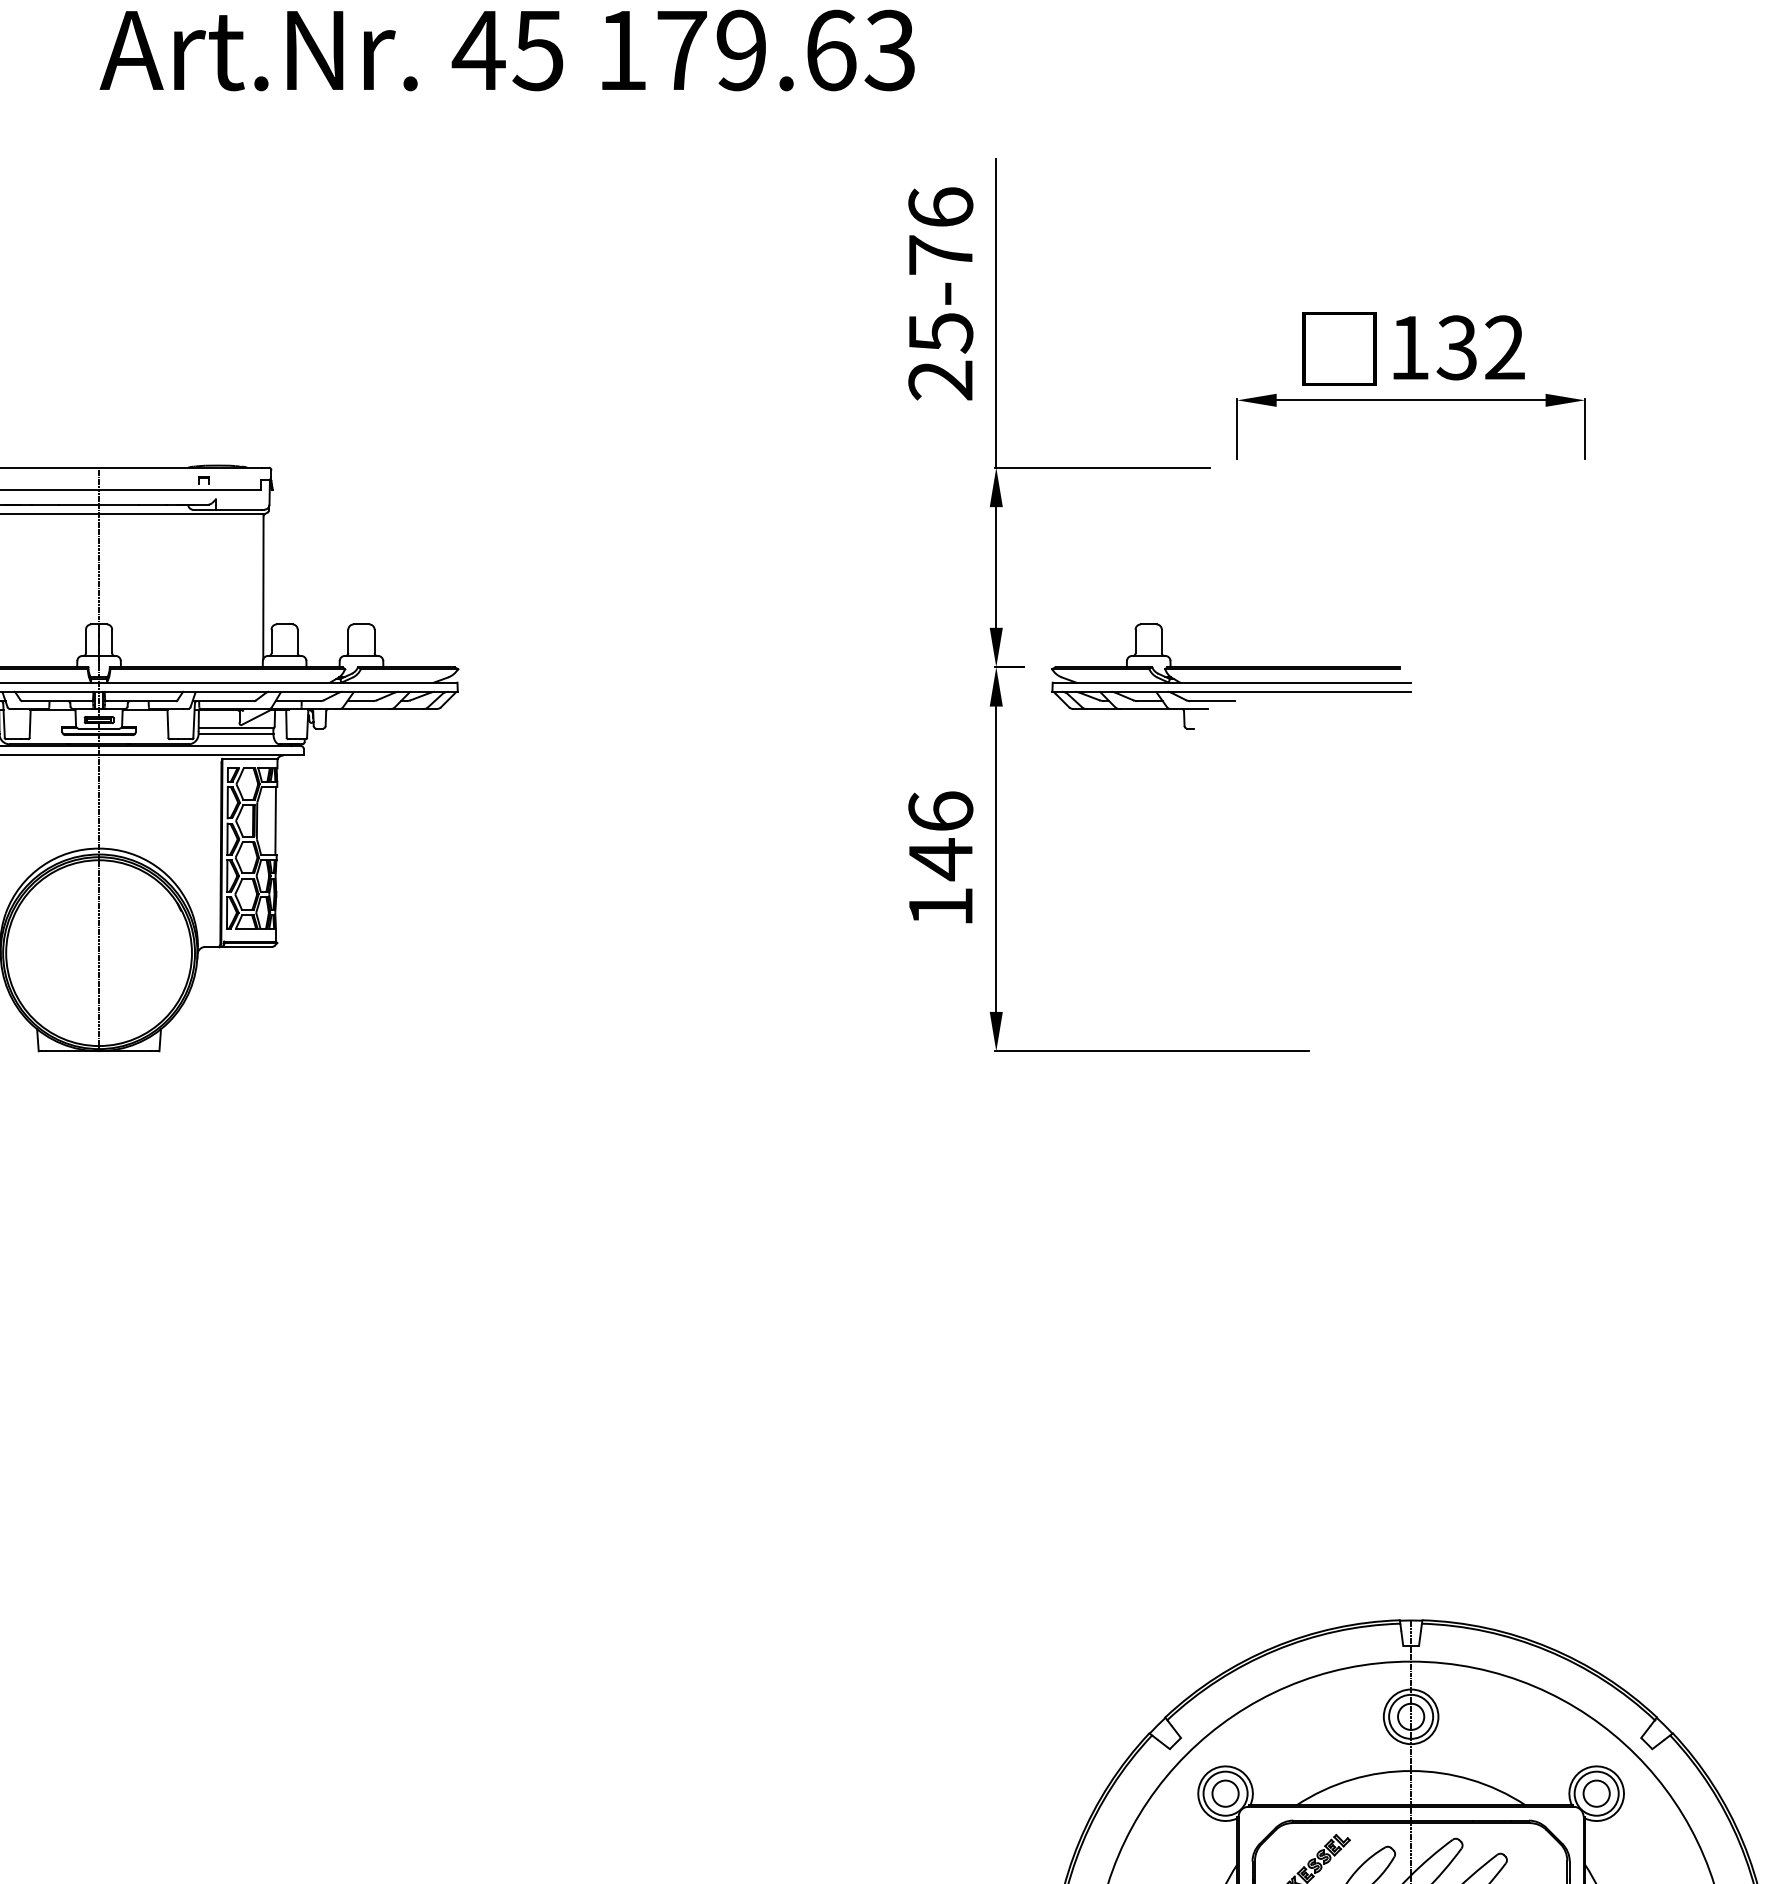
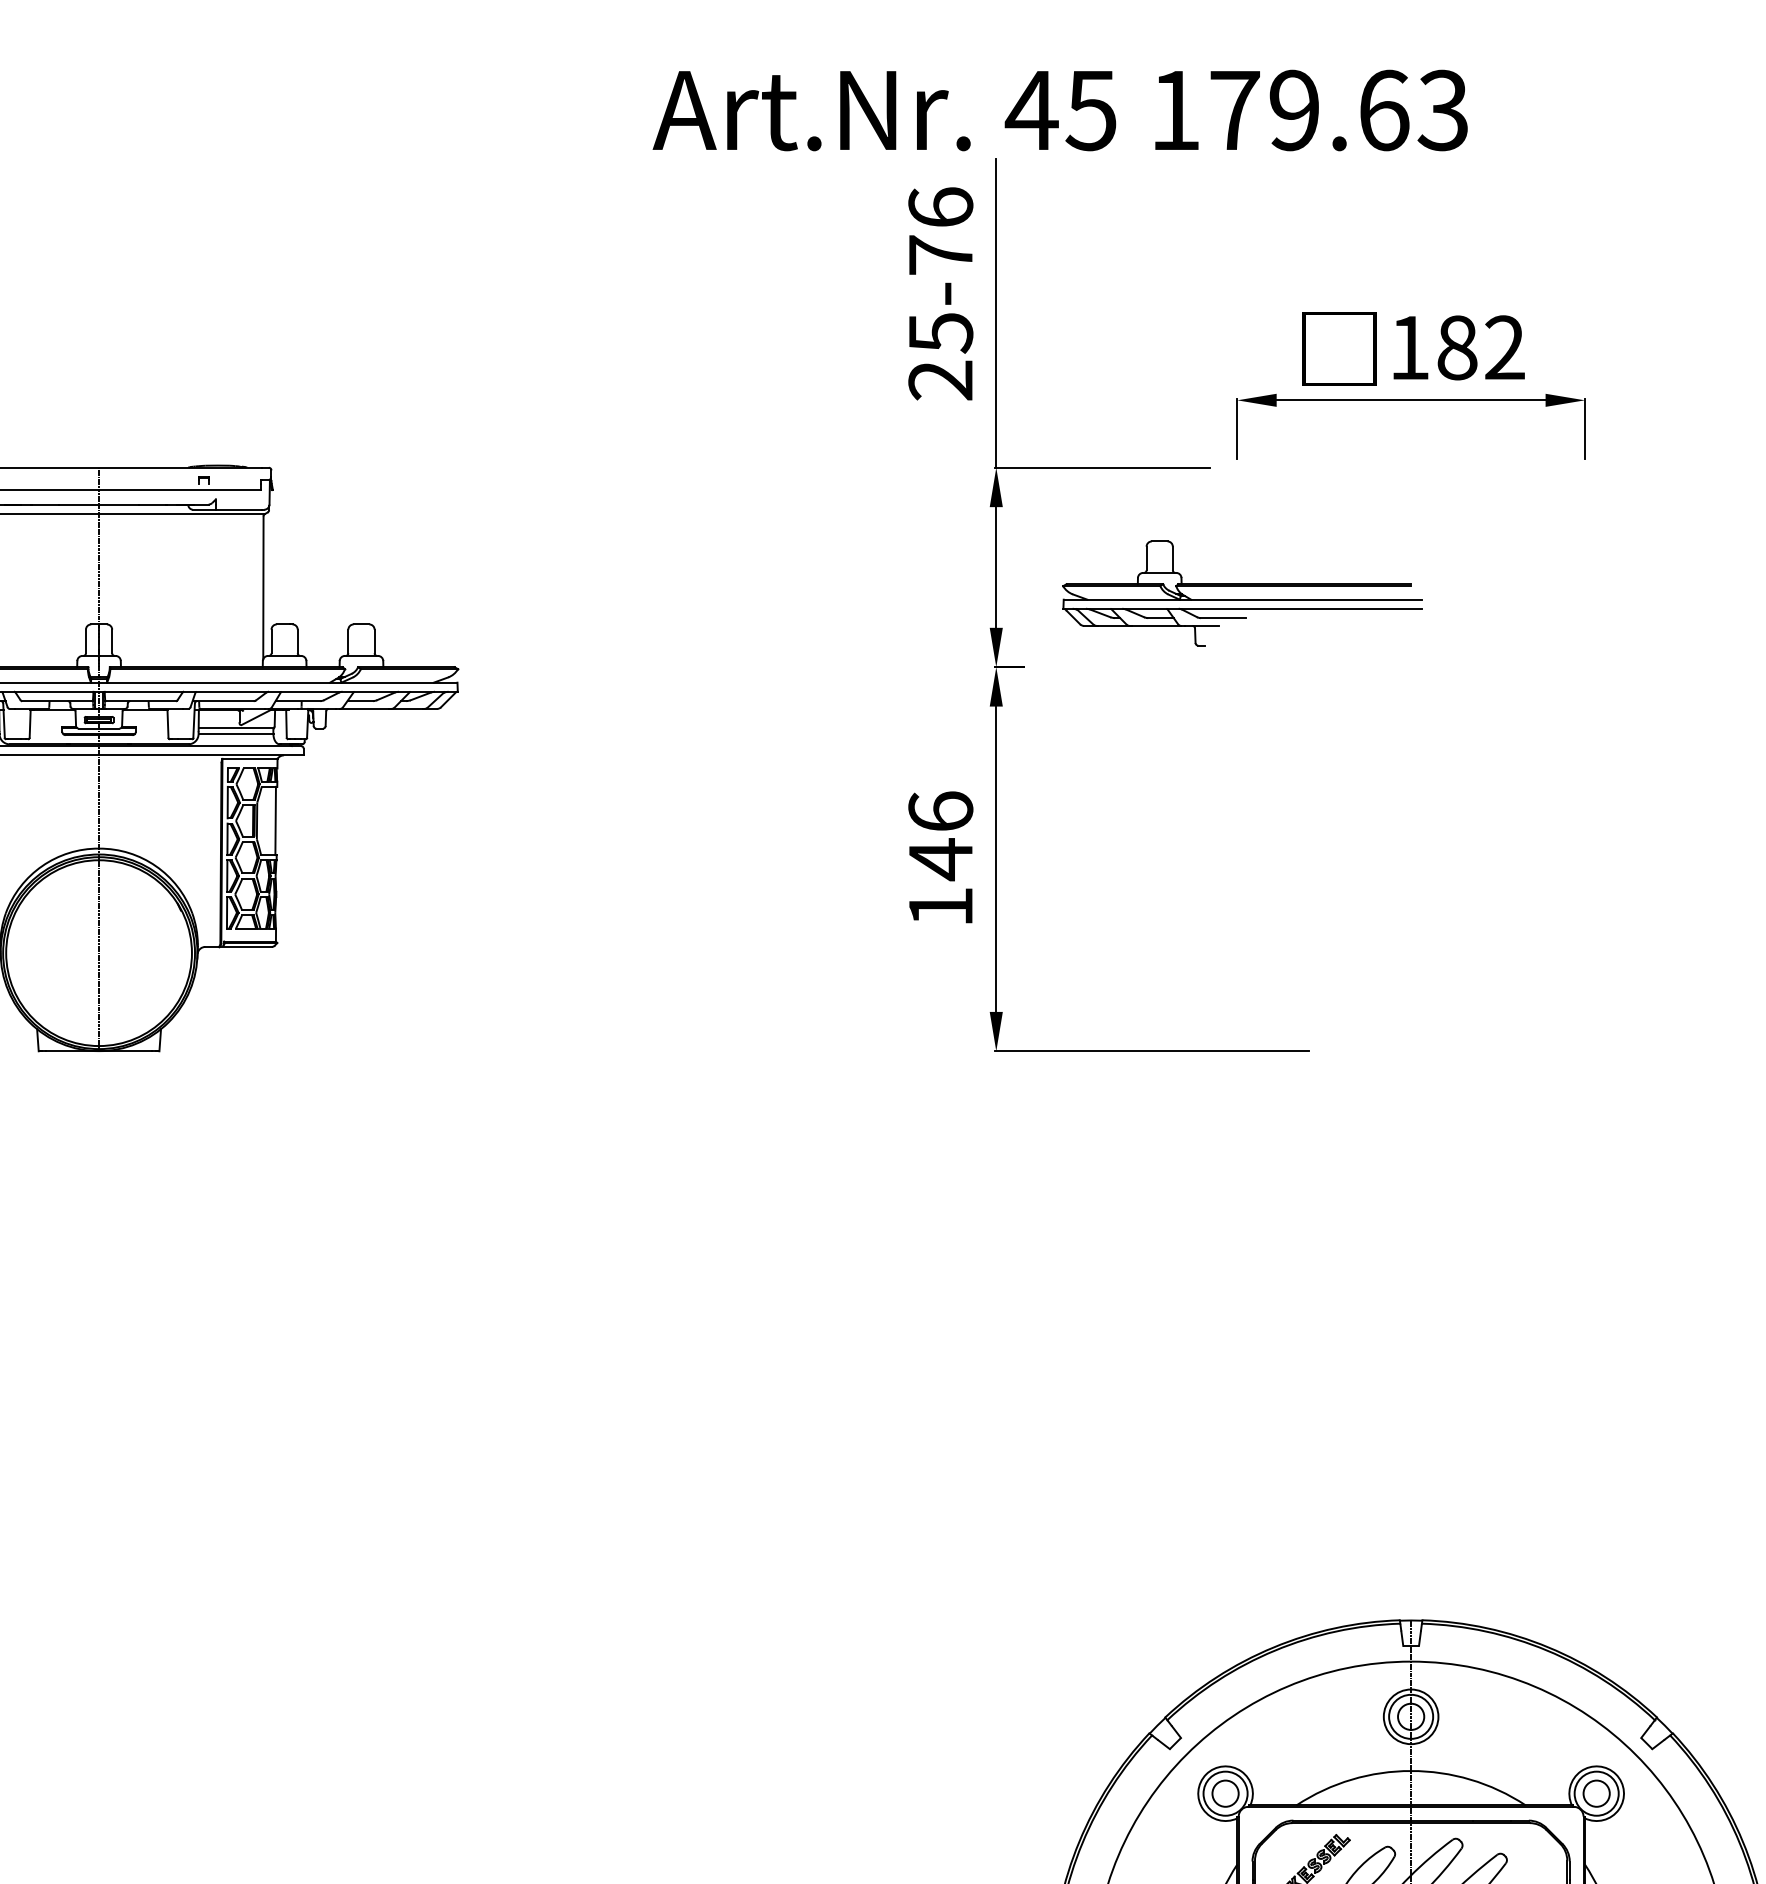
text position: (506, 50) -> (1059, 110) (1059, 110)
text: 132 -> 182 (1456, 347)
part position: (1231, 676) -> (1242, 593) (1242, 593)
